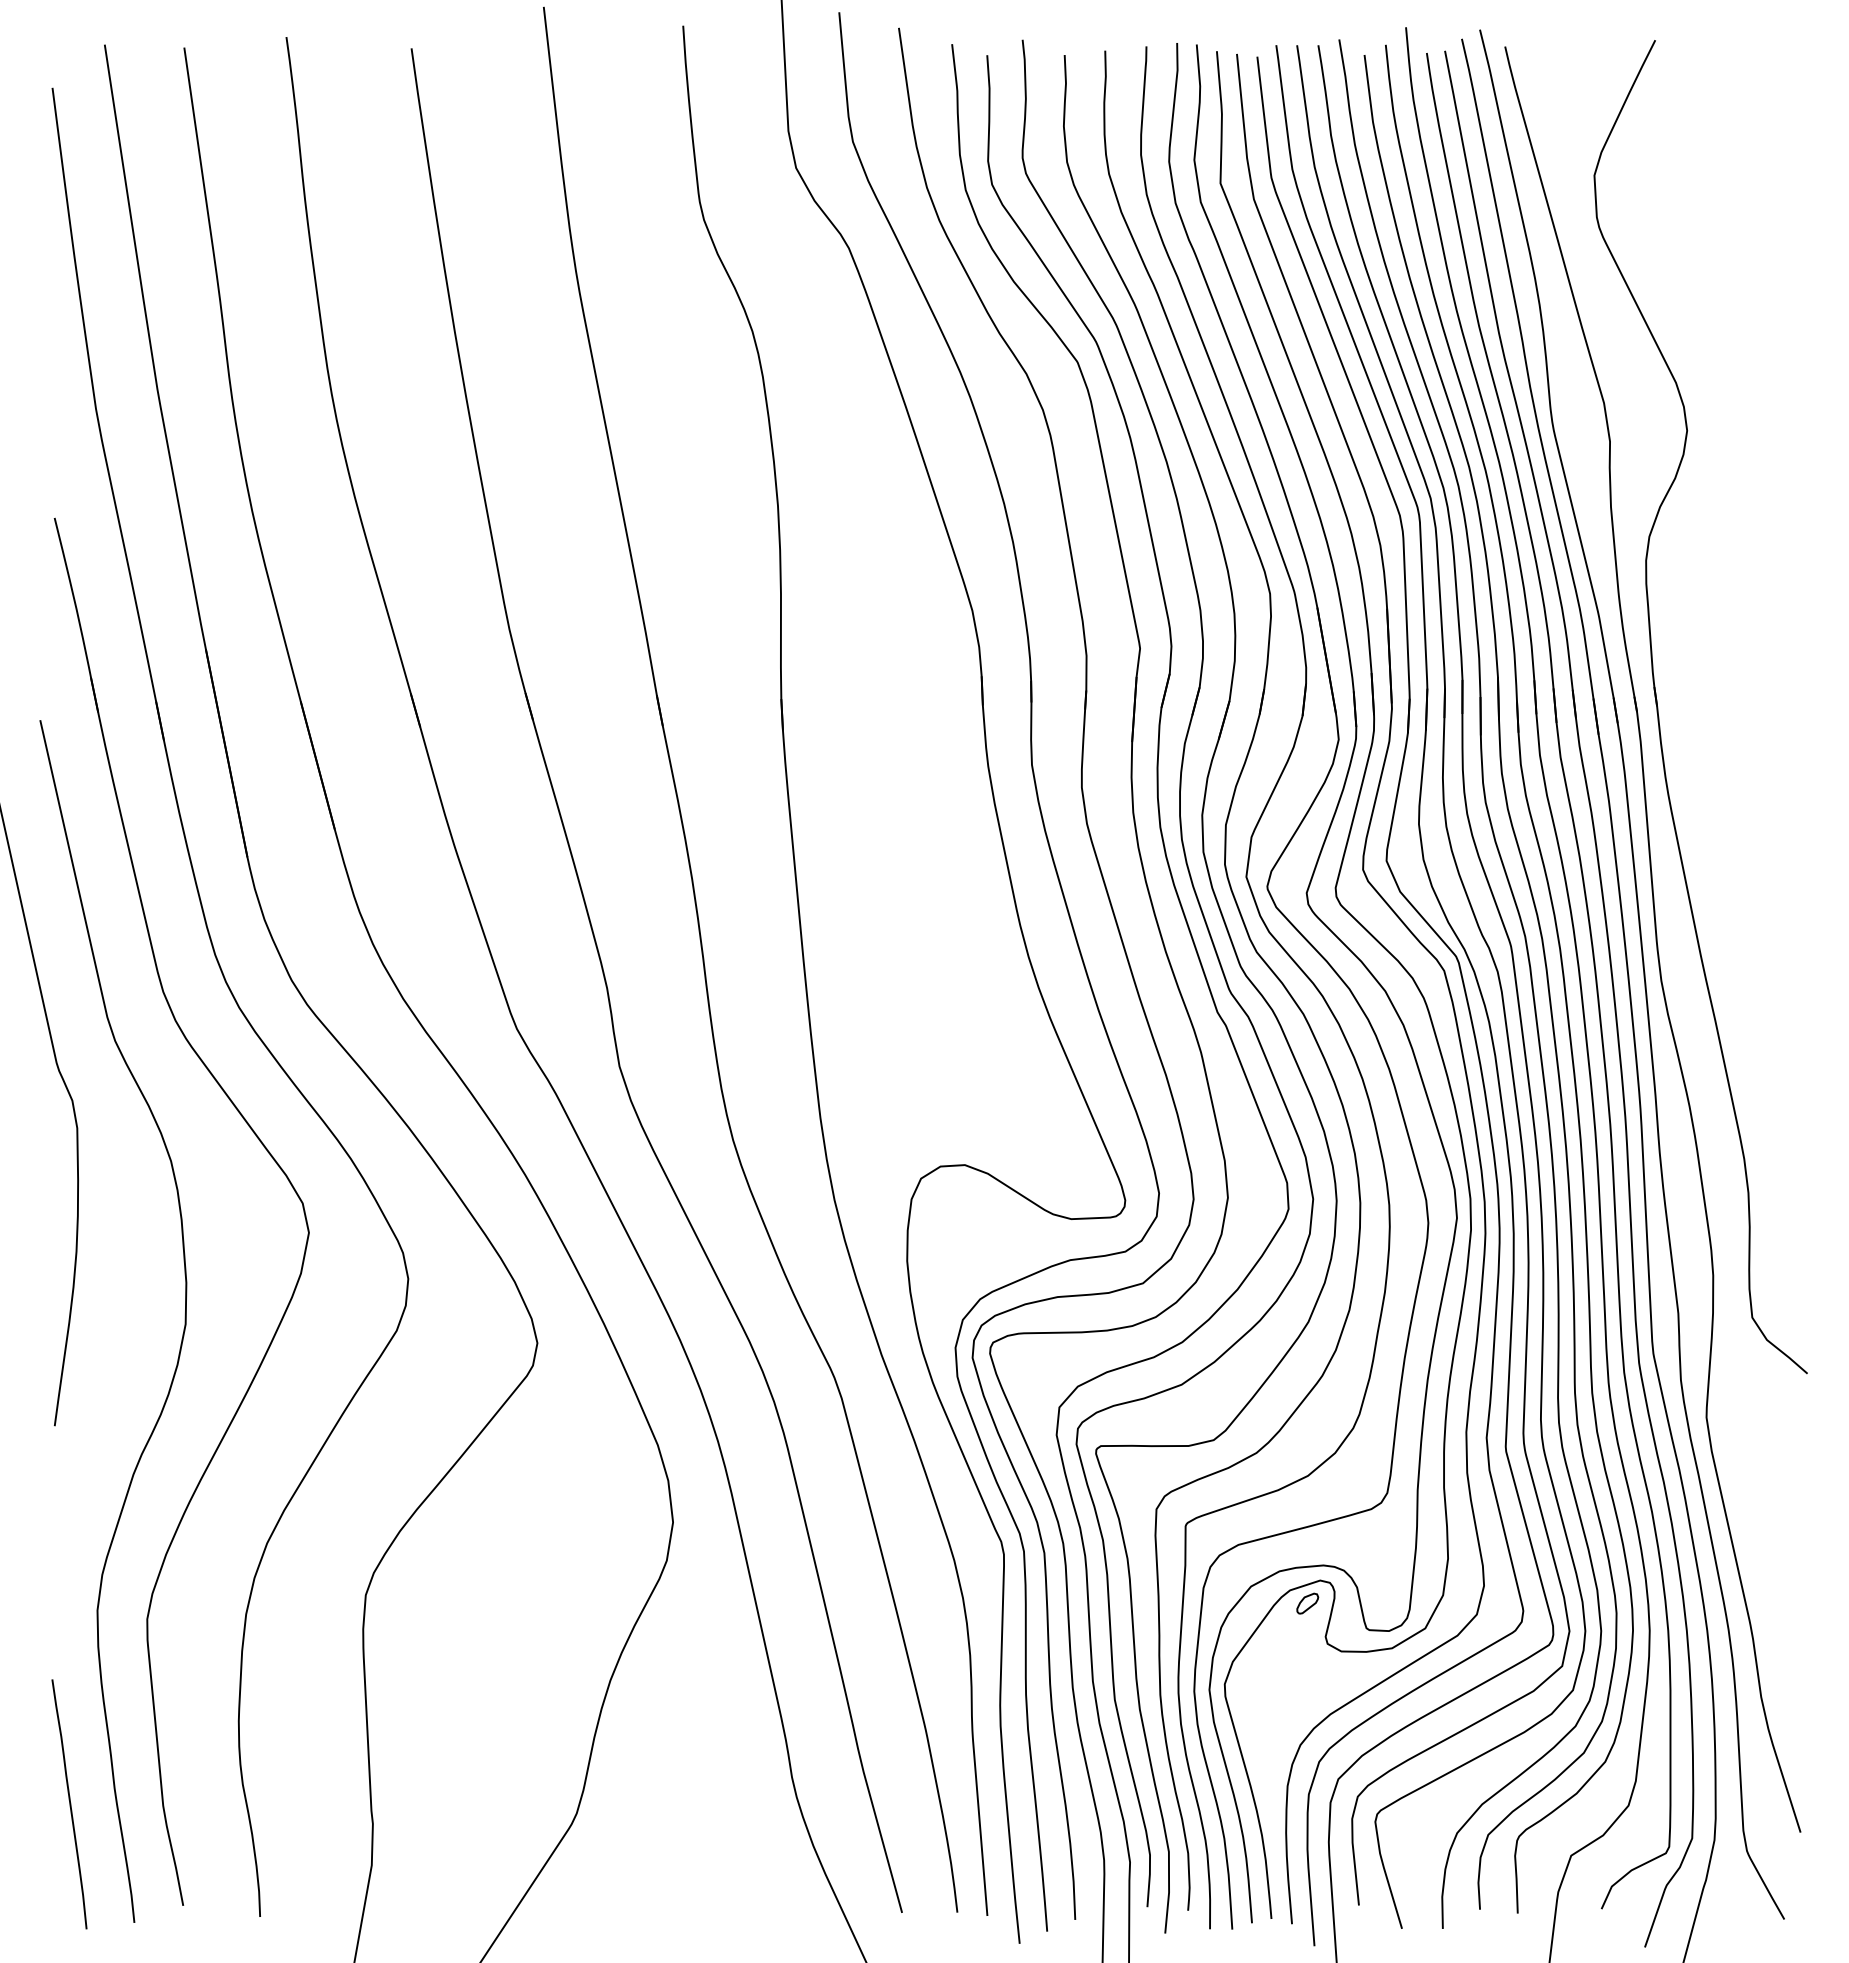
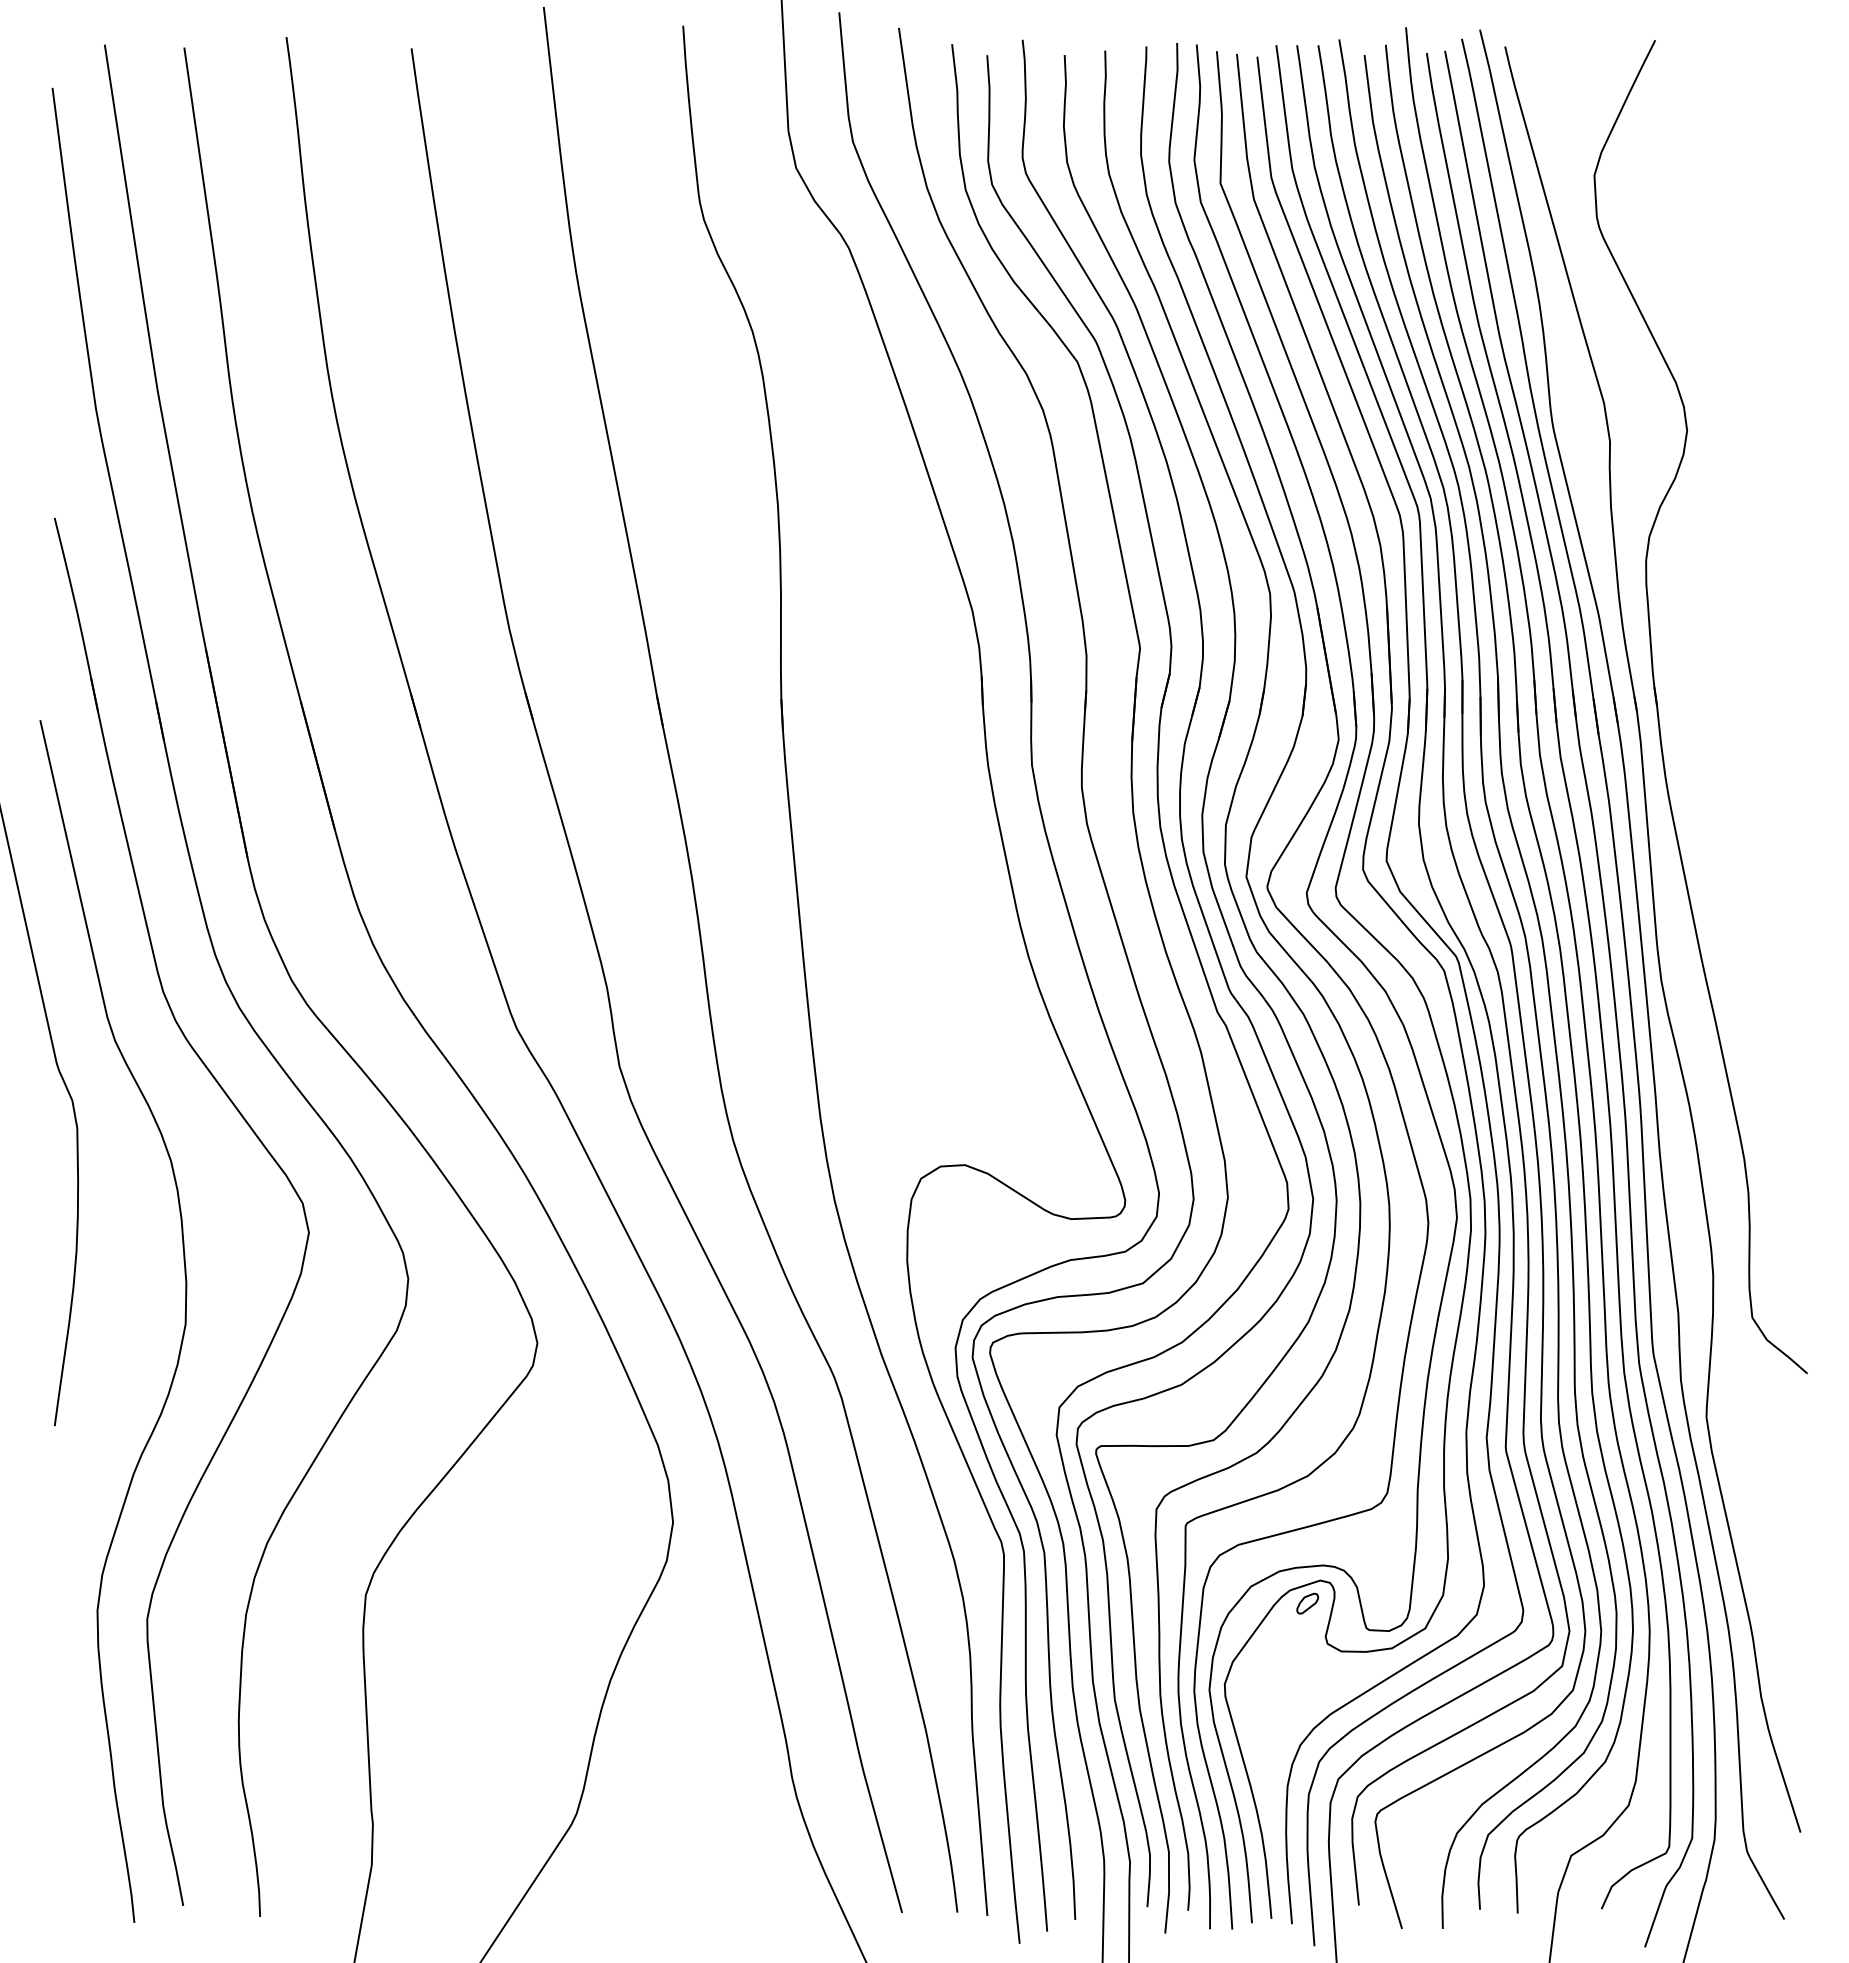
curve: present -> none (69, 1804)
